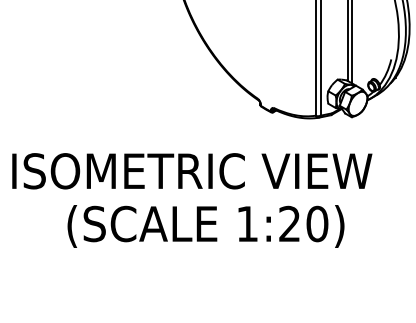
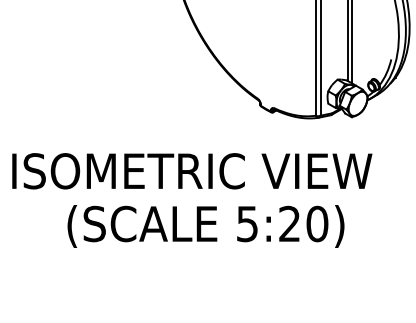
text: 1:20) -> 5:20) (247, 224)
